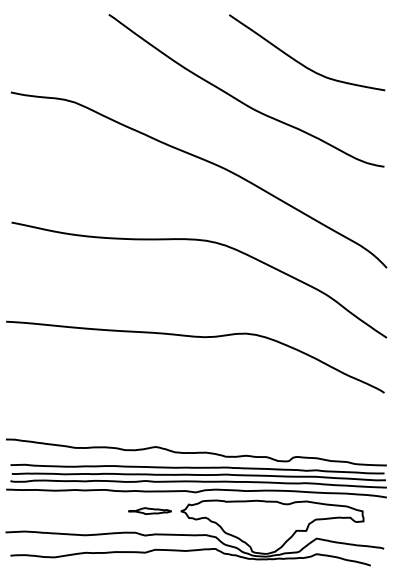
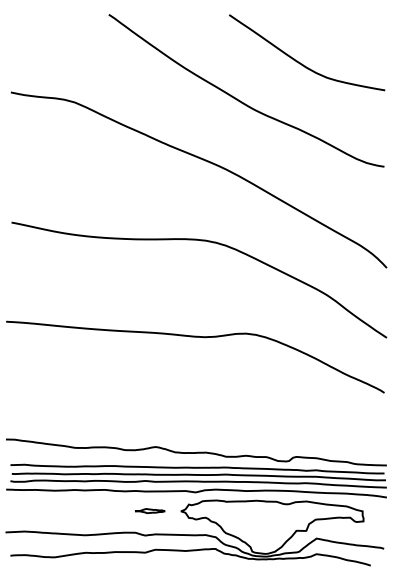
part size: 44x8 px -> 31x6 px (150, 510)
